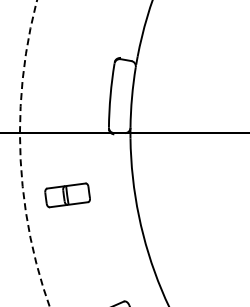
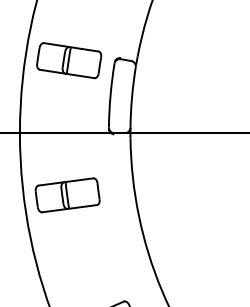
part: none -> present (69, 60)
circle: dashed -> solid (34, 153)
part size: 47x27 px -> 67x37 px (67, 195)
